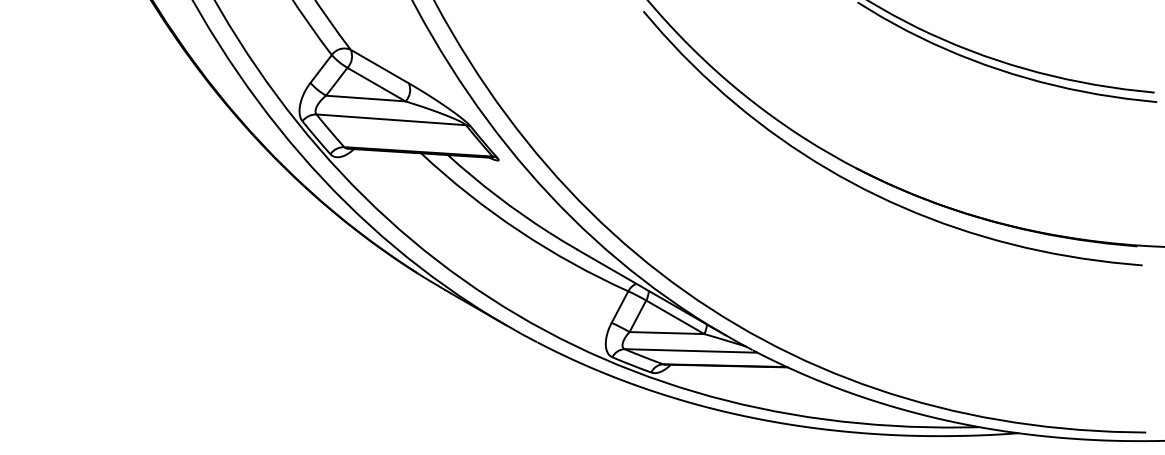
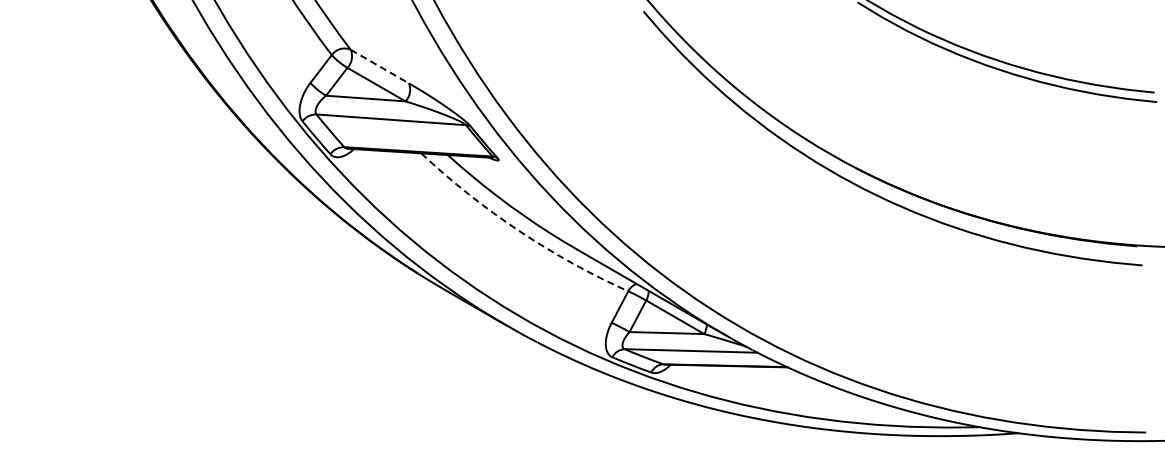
line: solid -> dashed (379, 66)
arc: solid -> dashed (519, 230)
